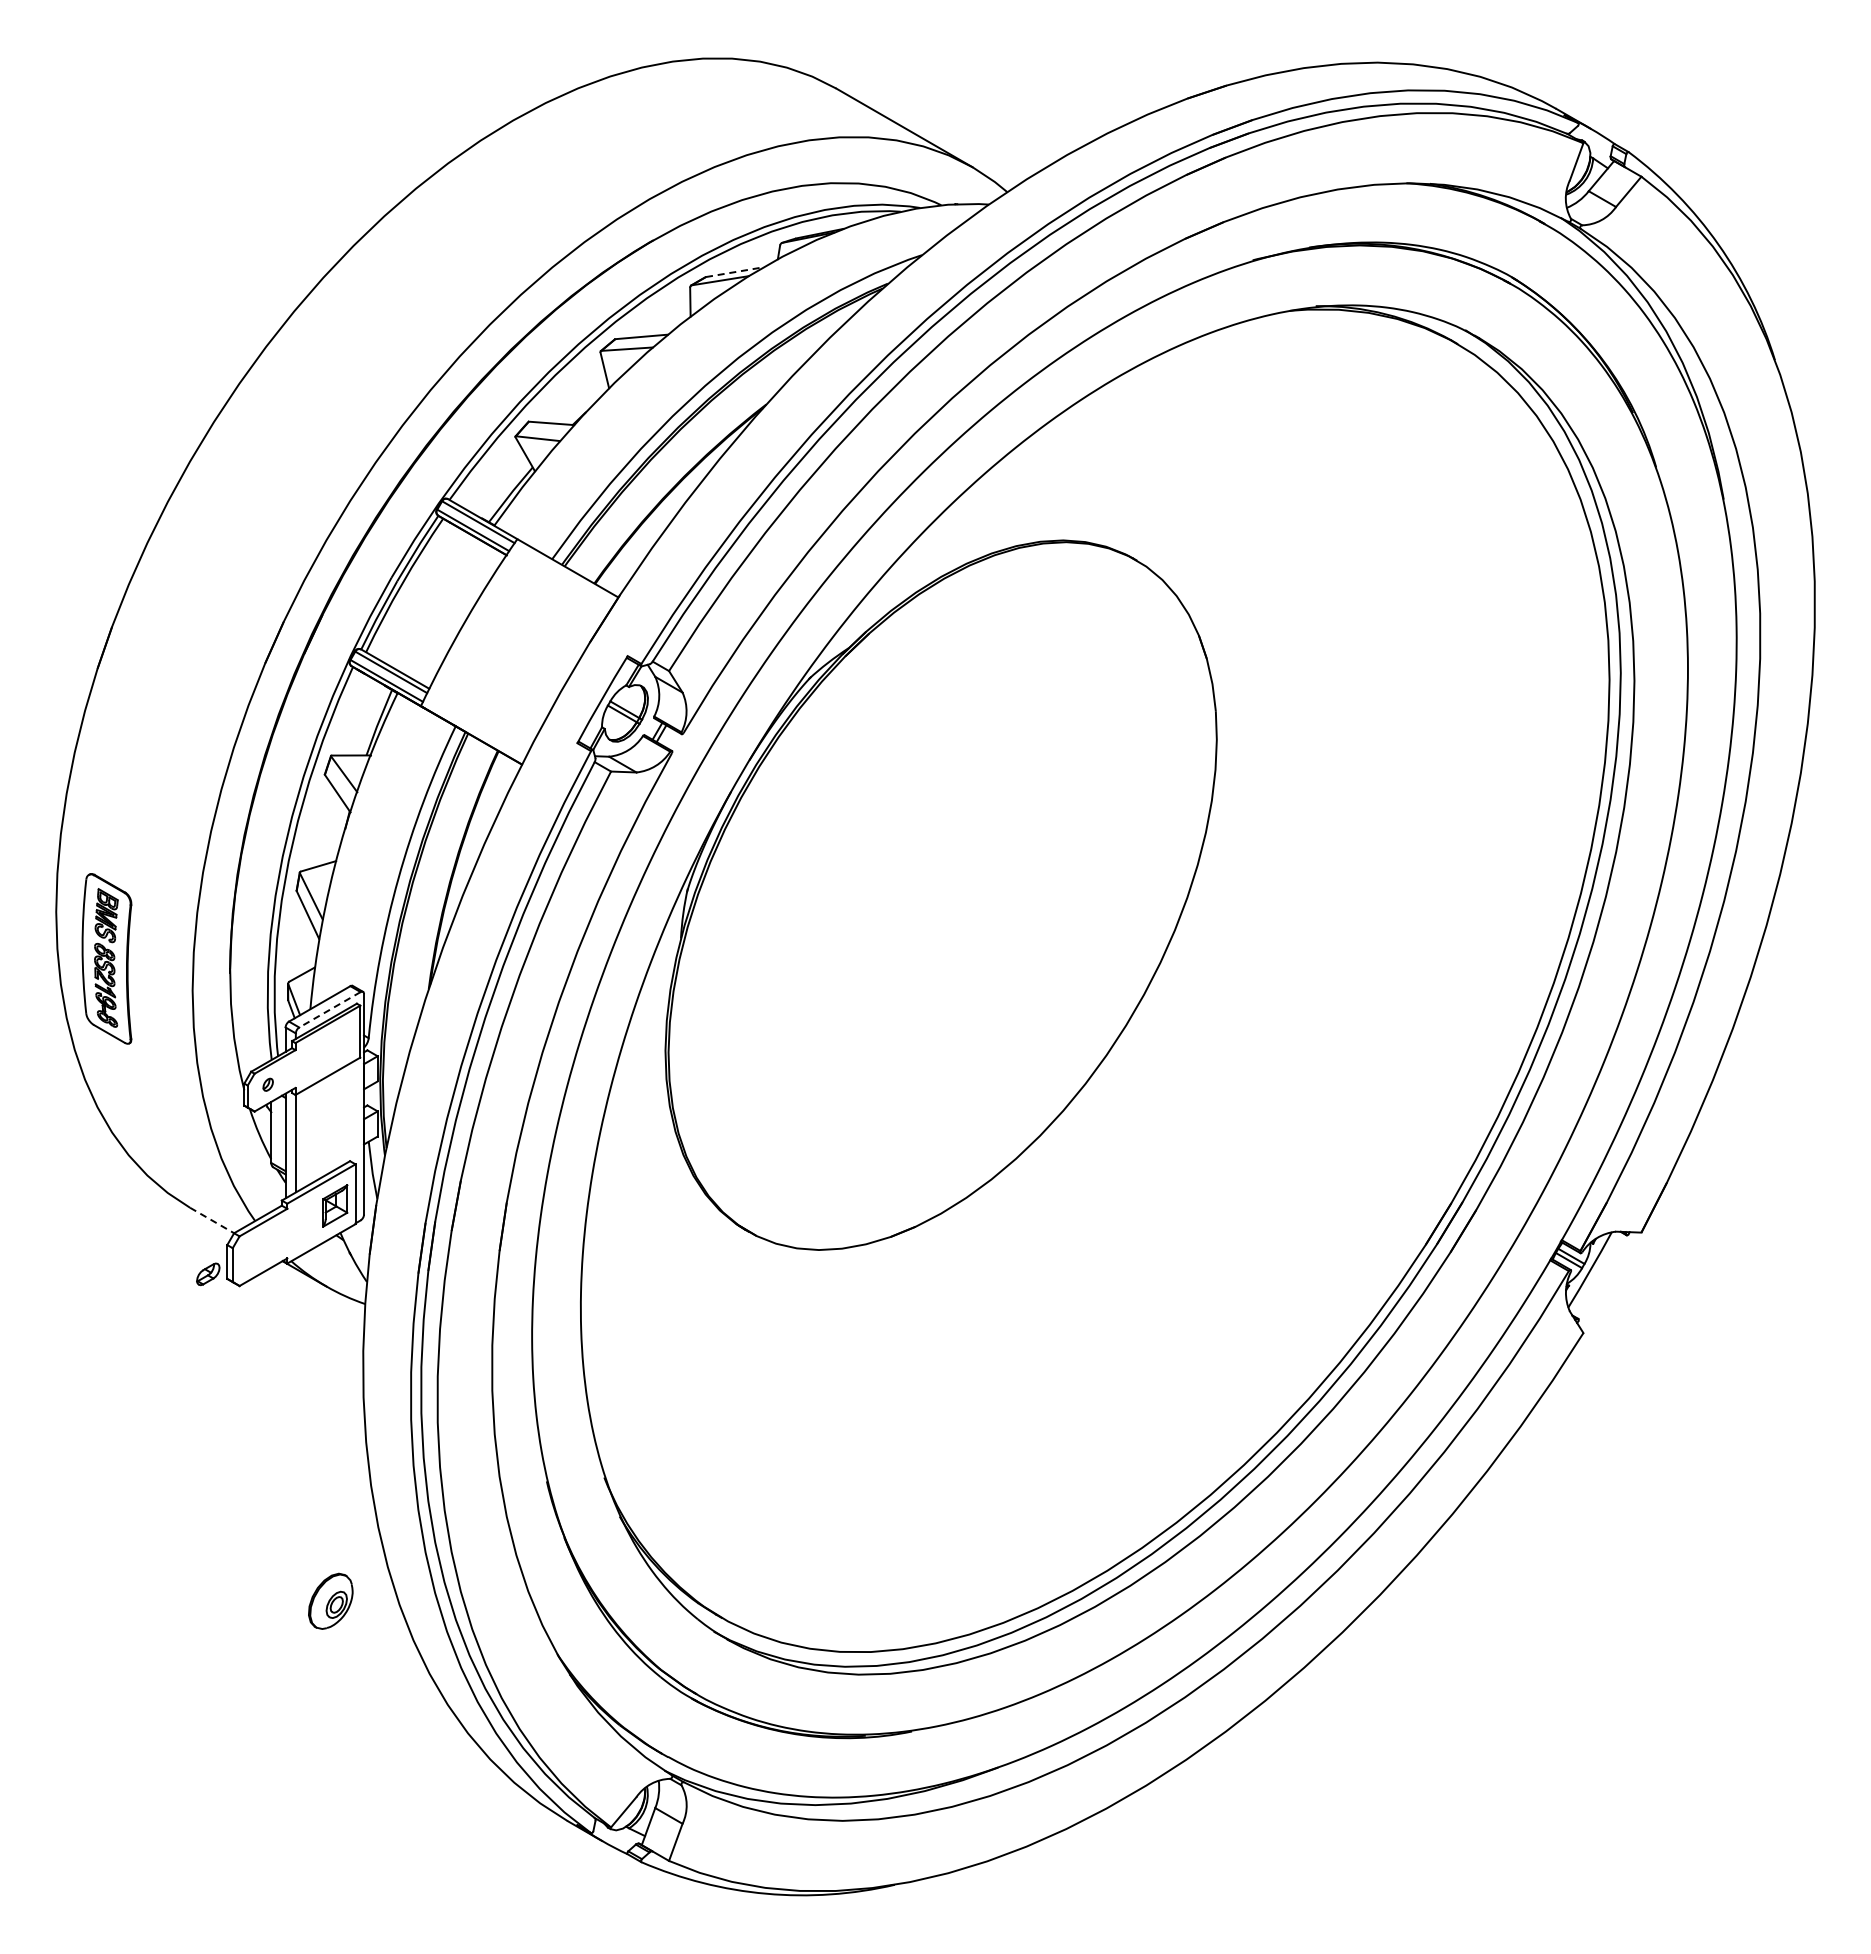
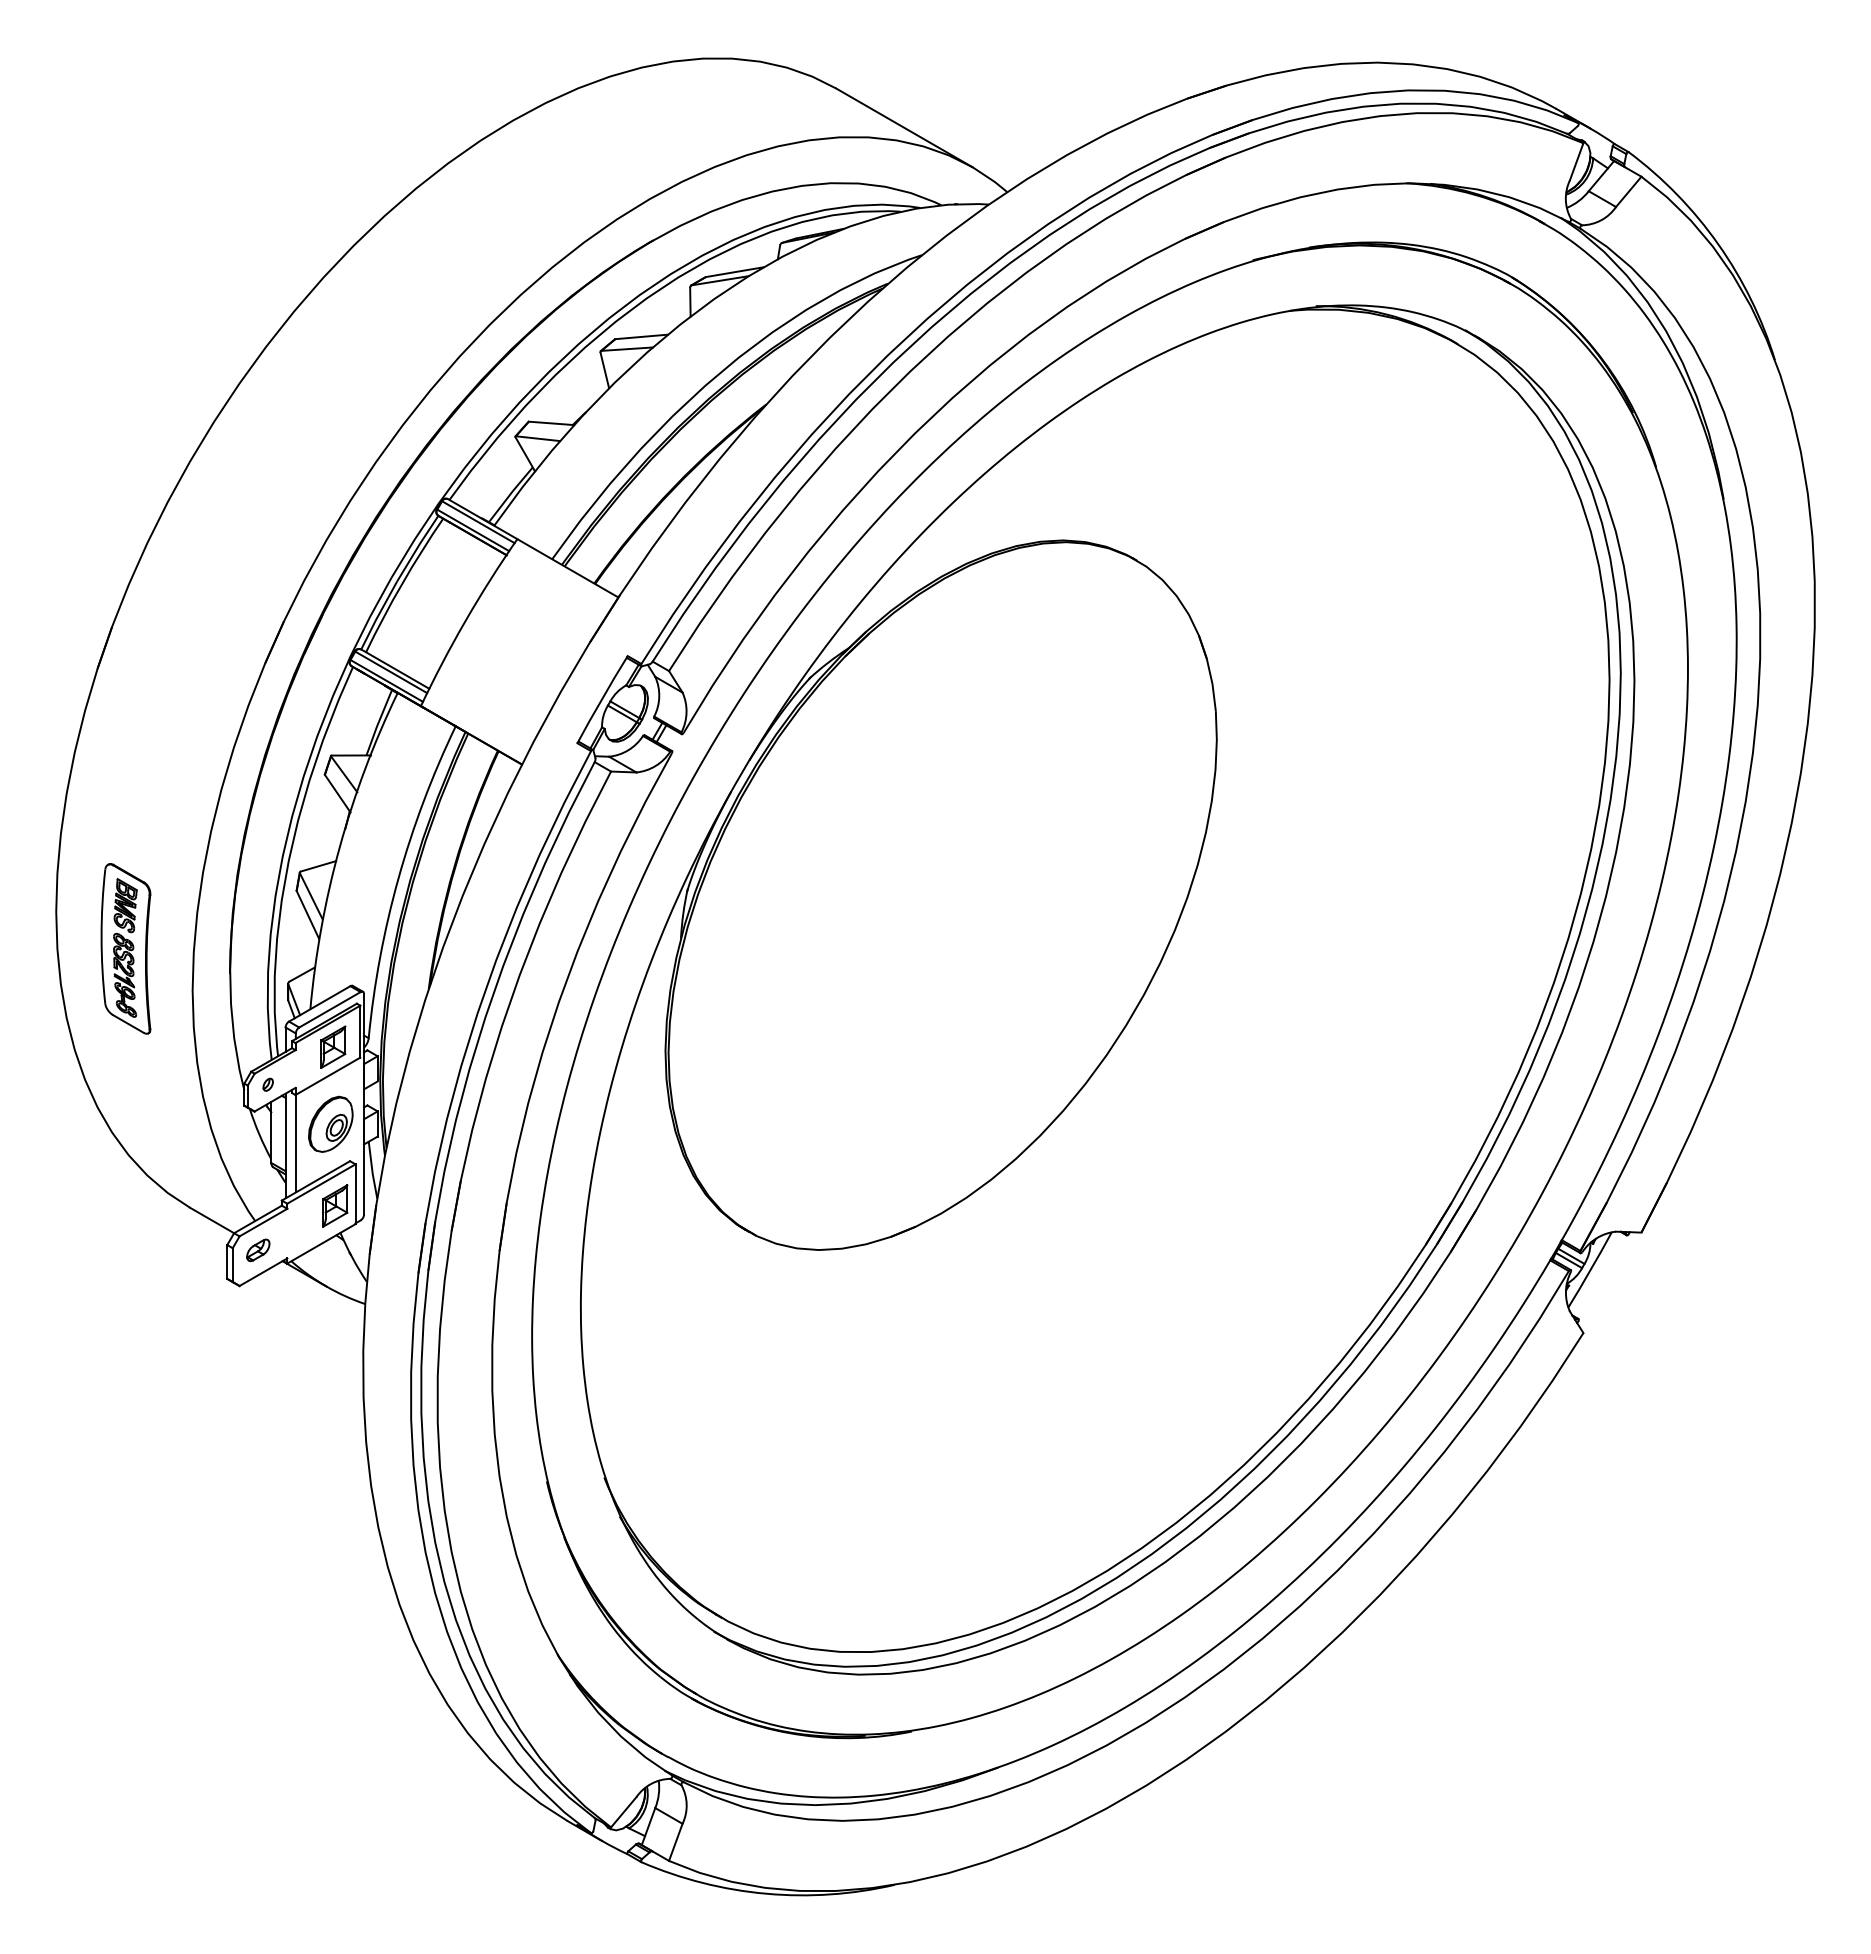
line: dashed -> solid (735, 272)
part position: (106, 958) -> (125, 948) (125, 948)
line: dashed -> solid (329, 1010)
part: none -> present (333, 1046)
line: dashed -> solid (212, 1220)
part position: (208, 1274) -> (258, 1250) (258, 1250)
part position: (330, 1600) -> (330, 1123) (330, 1123)
